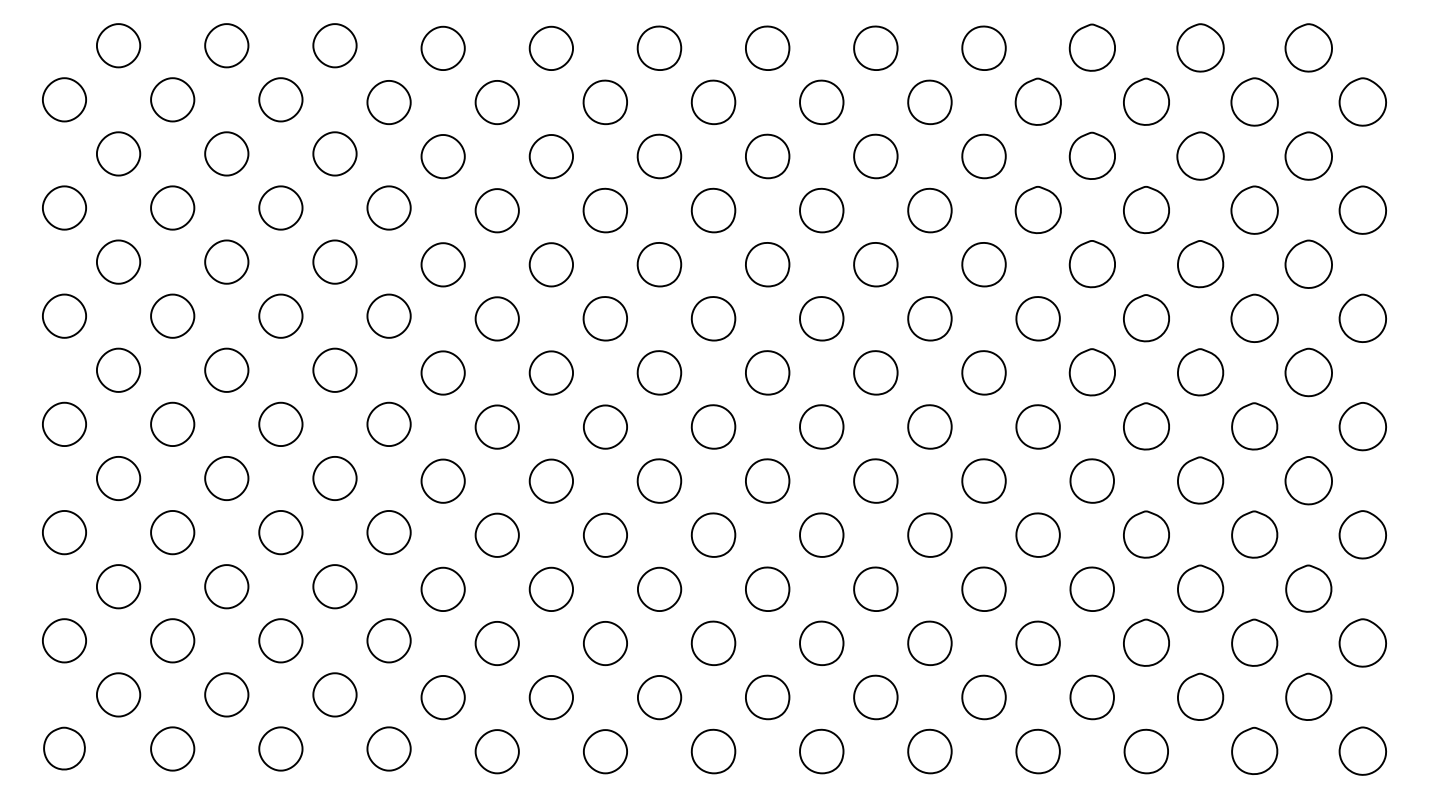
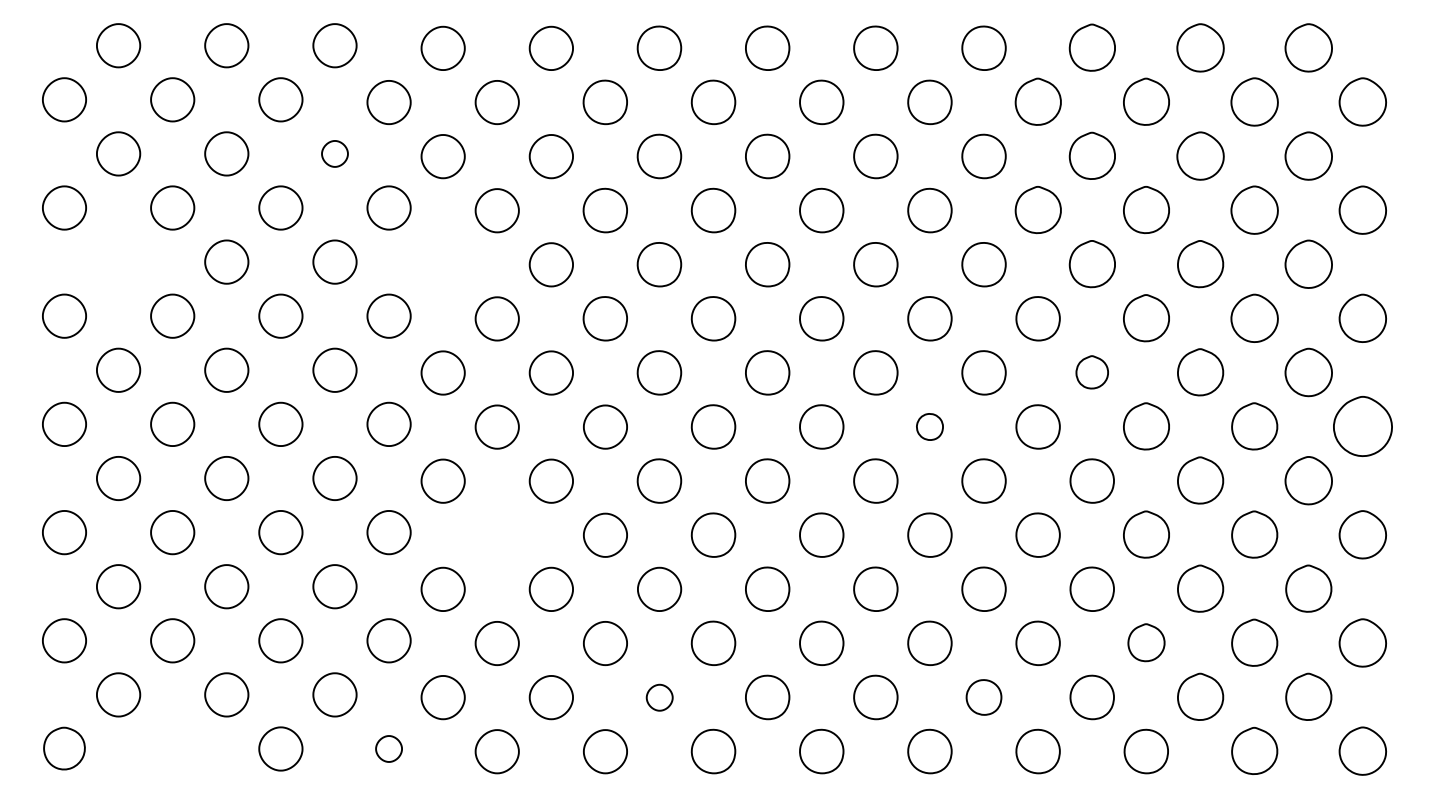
part size: 46x46 px -> 28x28 px (334, 153)
part: present -> none (118, 261)
part: present -> none (442, 264)
part size: 48x49 px -> 34x35 px (1091, 372)
part size: 46x46 px -> 28x28 px (929, 426)
part size: 49x50 px -> 60x61 px (1362, 426)
part: present -> none (496, 534)
part size: 47x49 px -> 39x40 px (1146, 642)
part size: 46x46 px -> 29x29 px (659, 697)
part size: 46x47 px -> 38x37 px (983, 697)
part: present -> none (172, 748)
part size: 46x46 px -> 28x28 px (388, 748)
